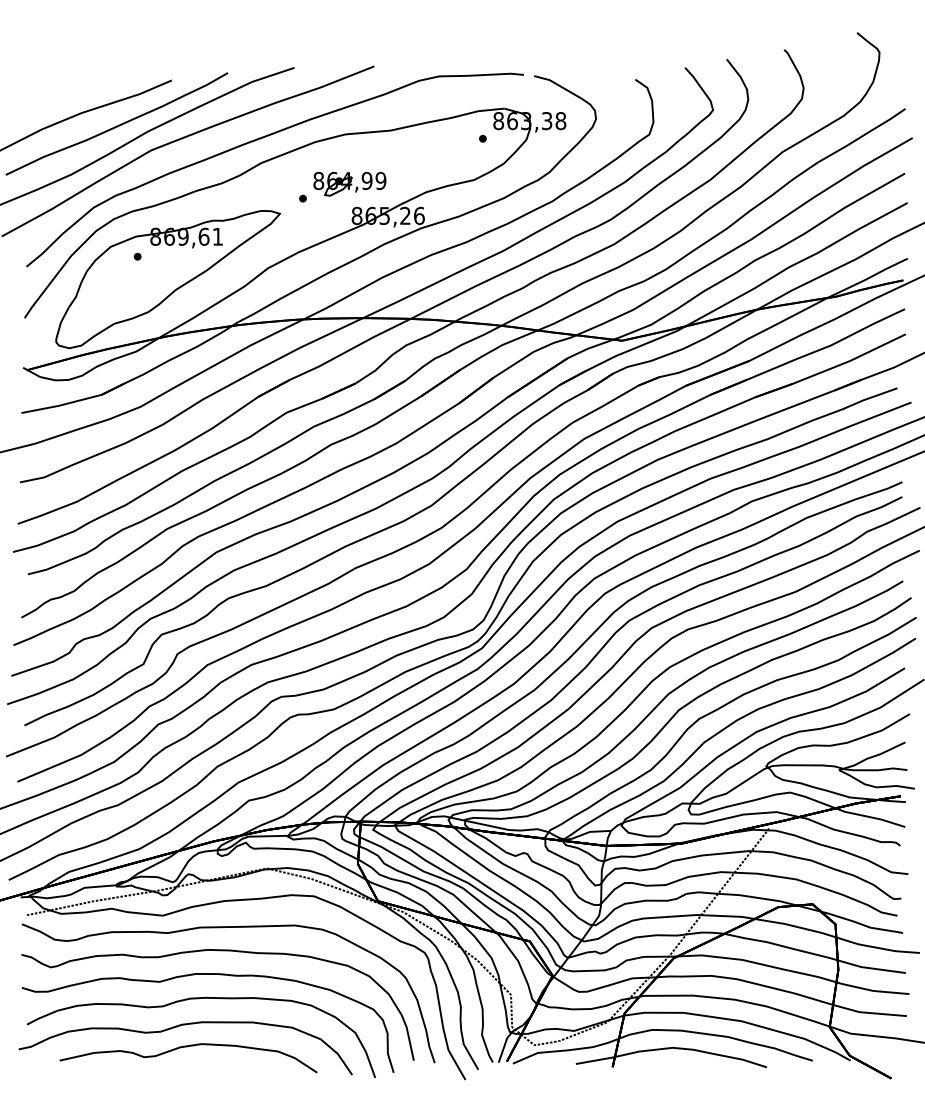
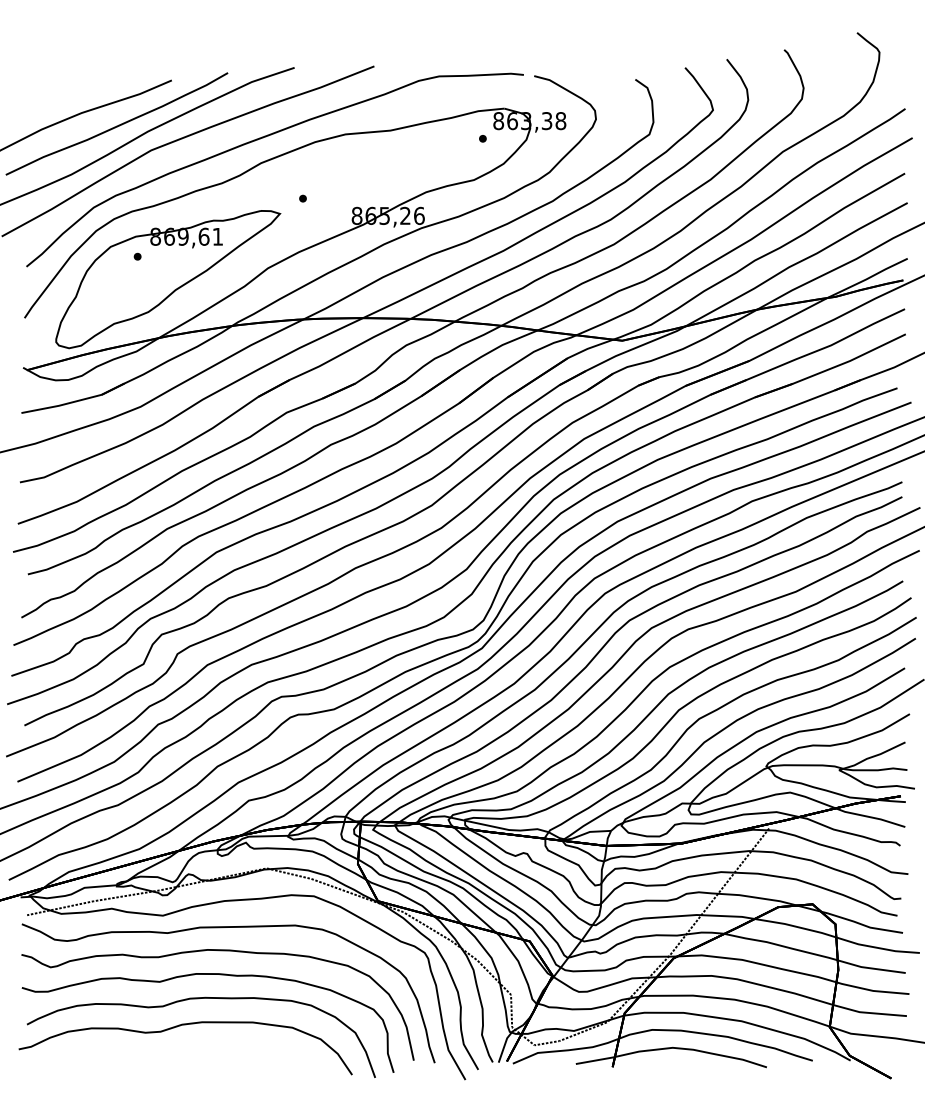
part: present -> none (349, 183)
curve: present -> none (187, 1047)
